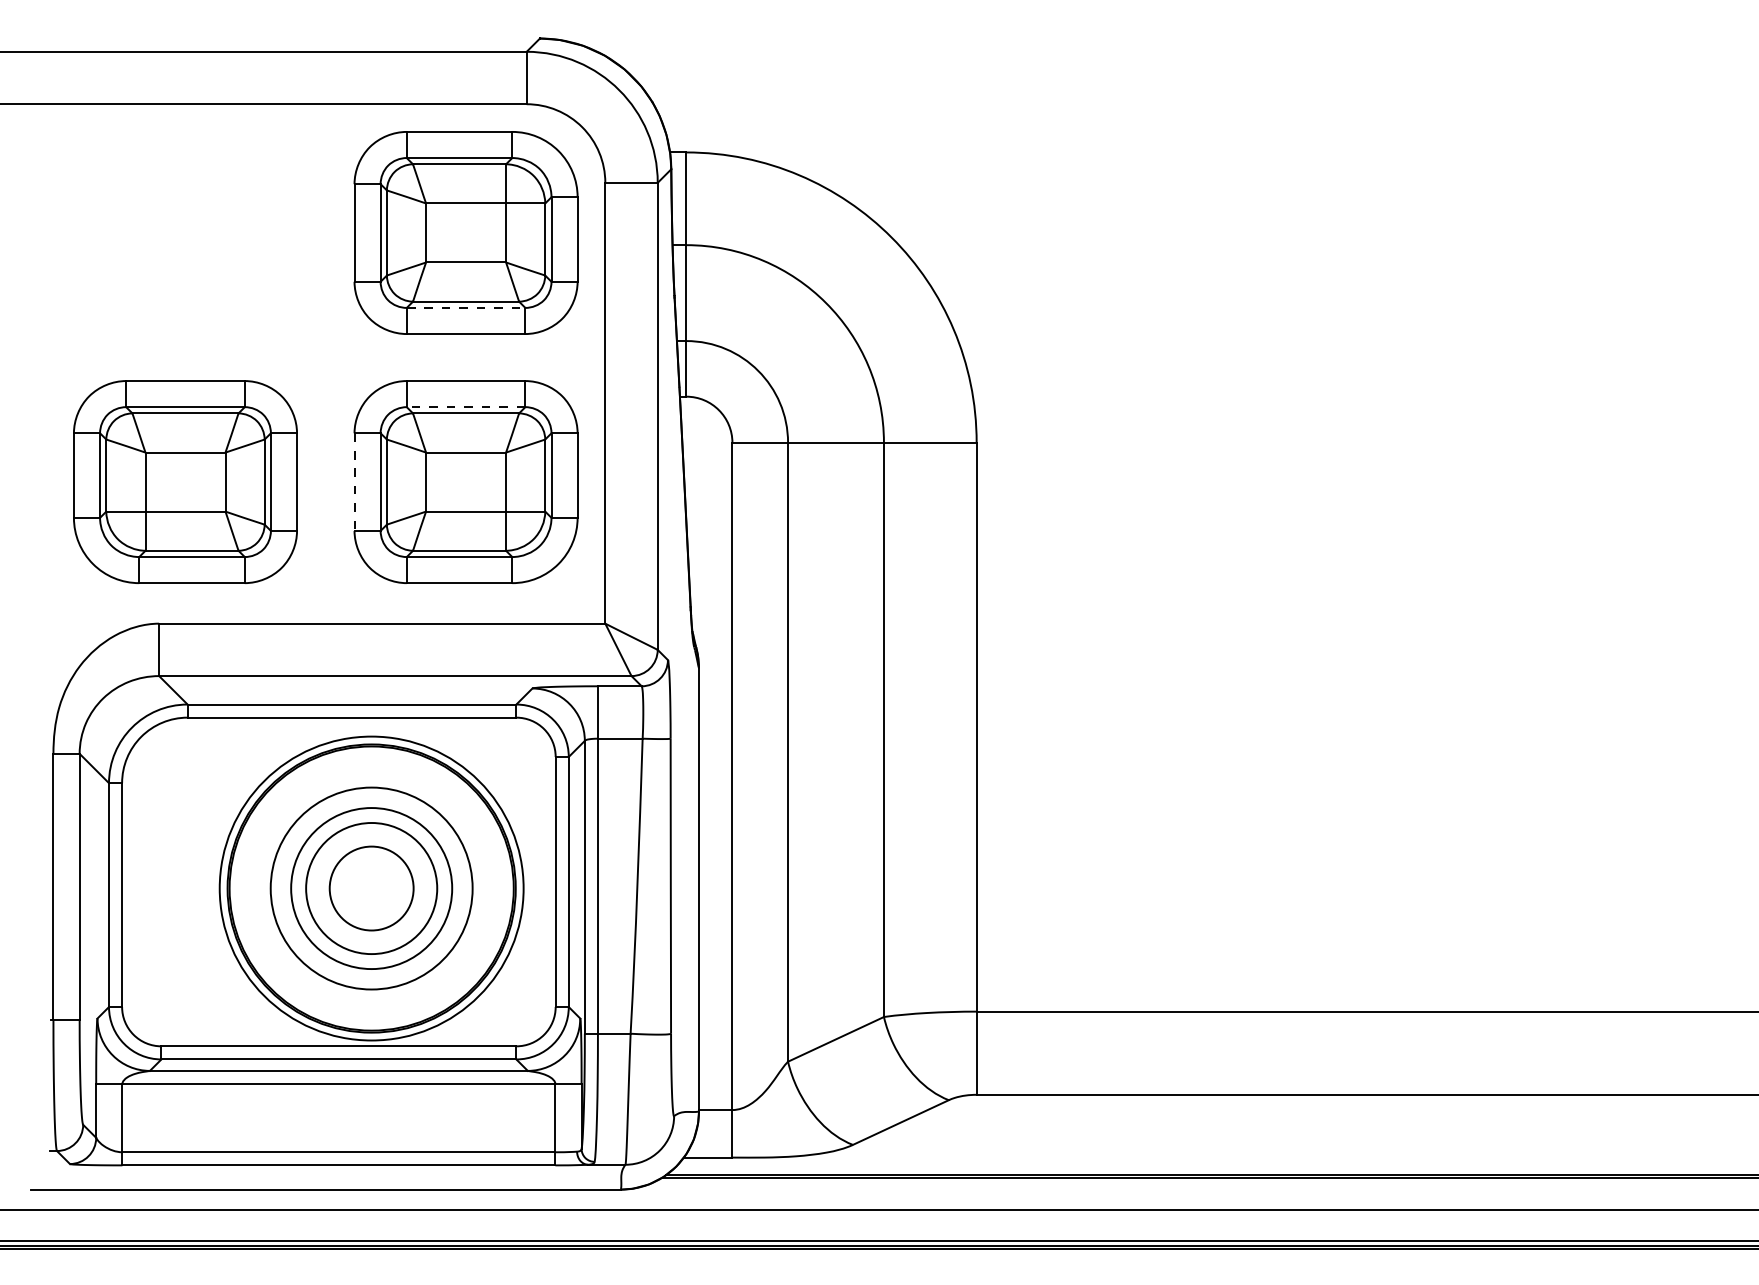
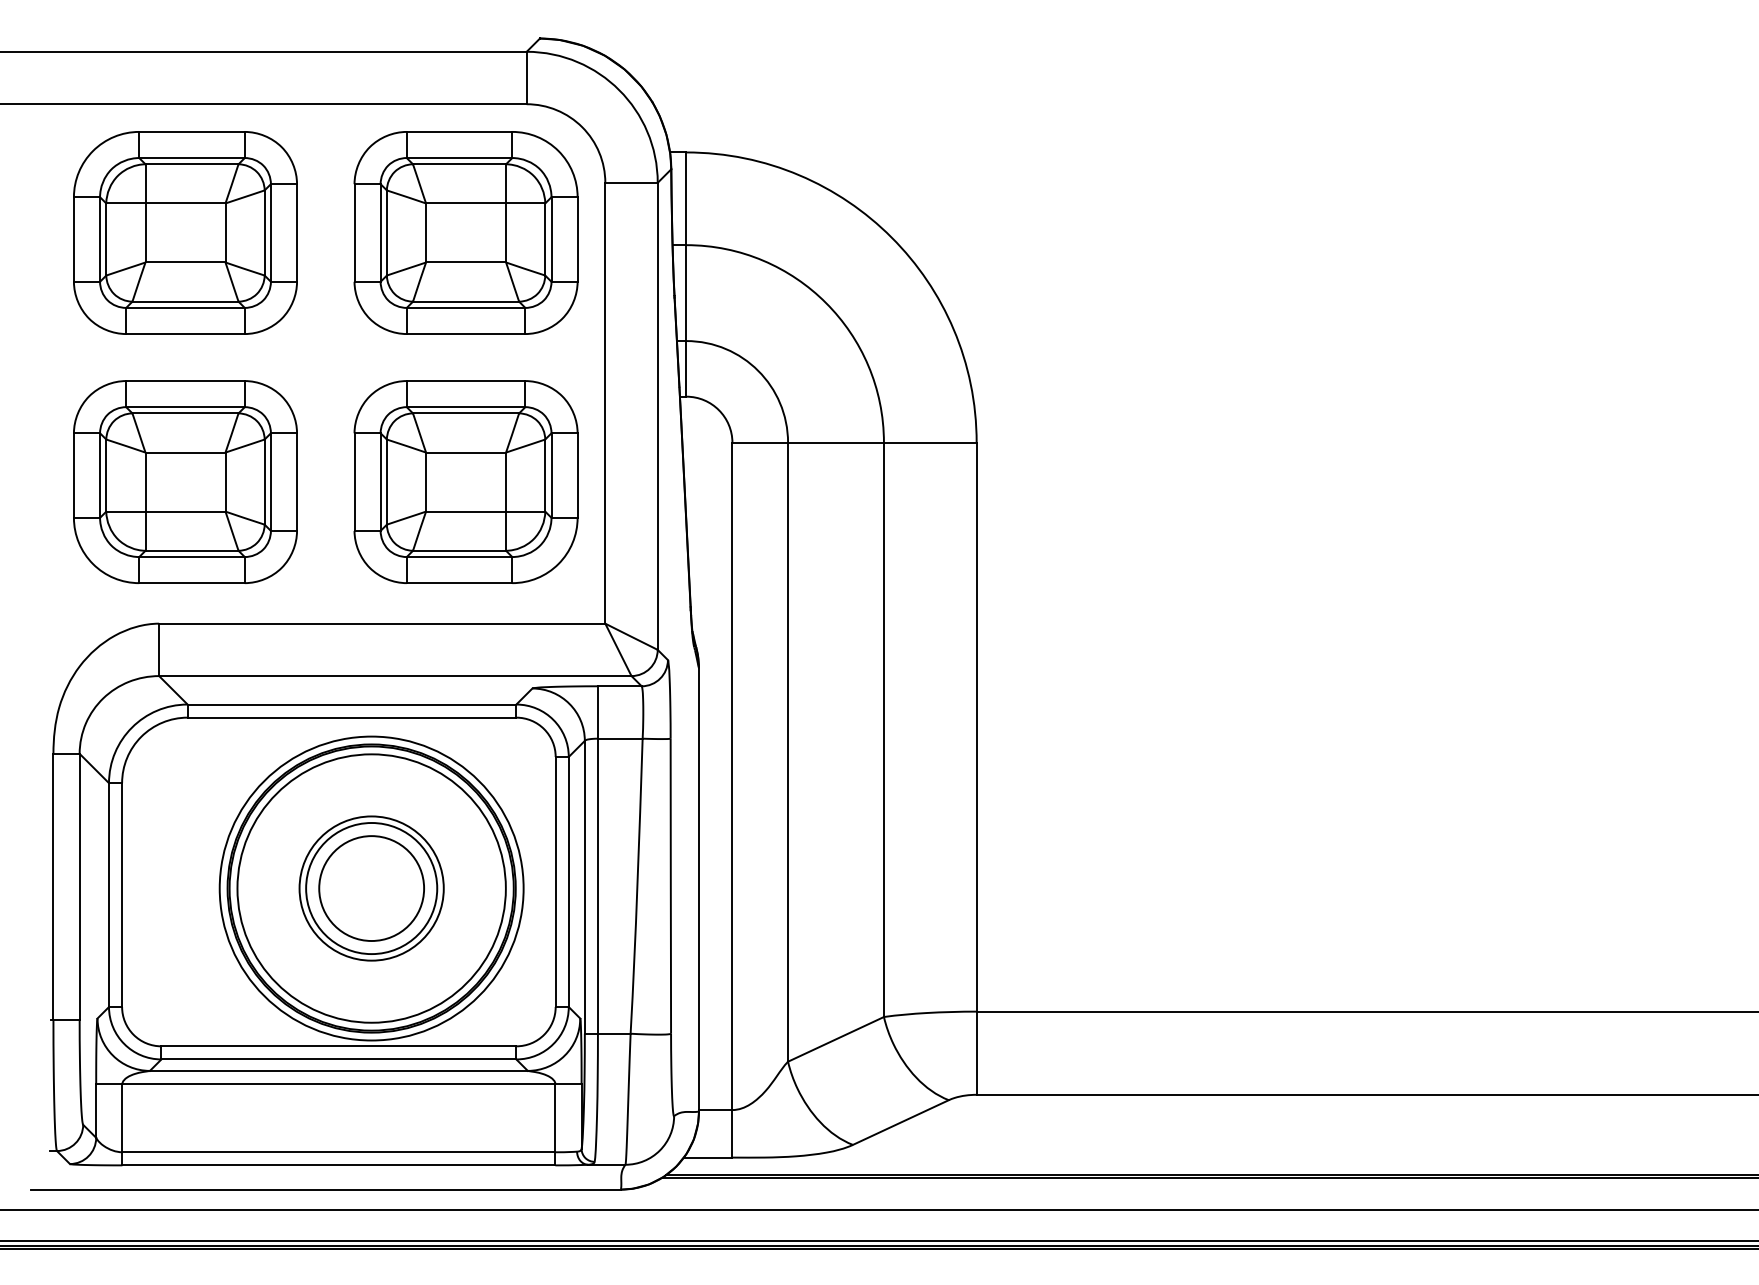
part: none -> present (185, 232)
line: dashed -> solid (466, 307)
line: dashed -> solid (465, 407)
line: dashed -> solid (354, 482)
circle diameter: 161 px -> 268 px (371, 888)
circle diameter: 202 px -> 144 px (371, 888)
circle diameter: 84 px -> 105 px (371, 888)
